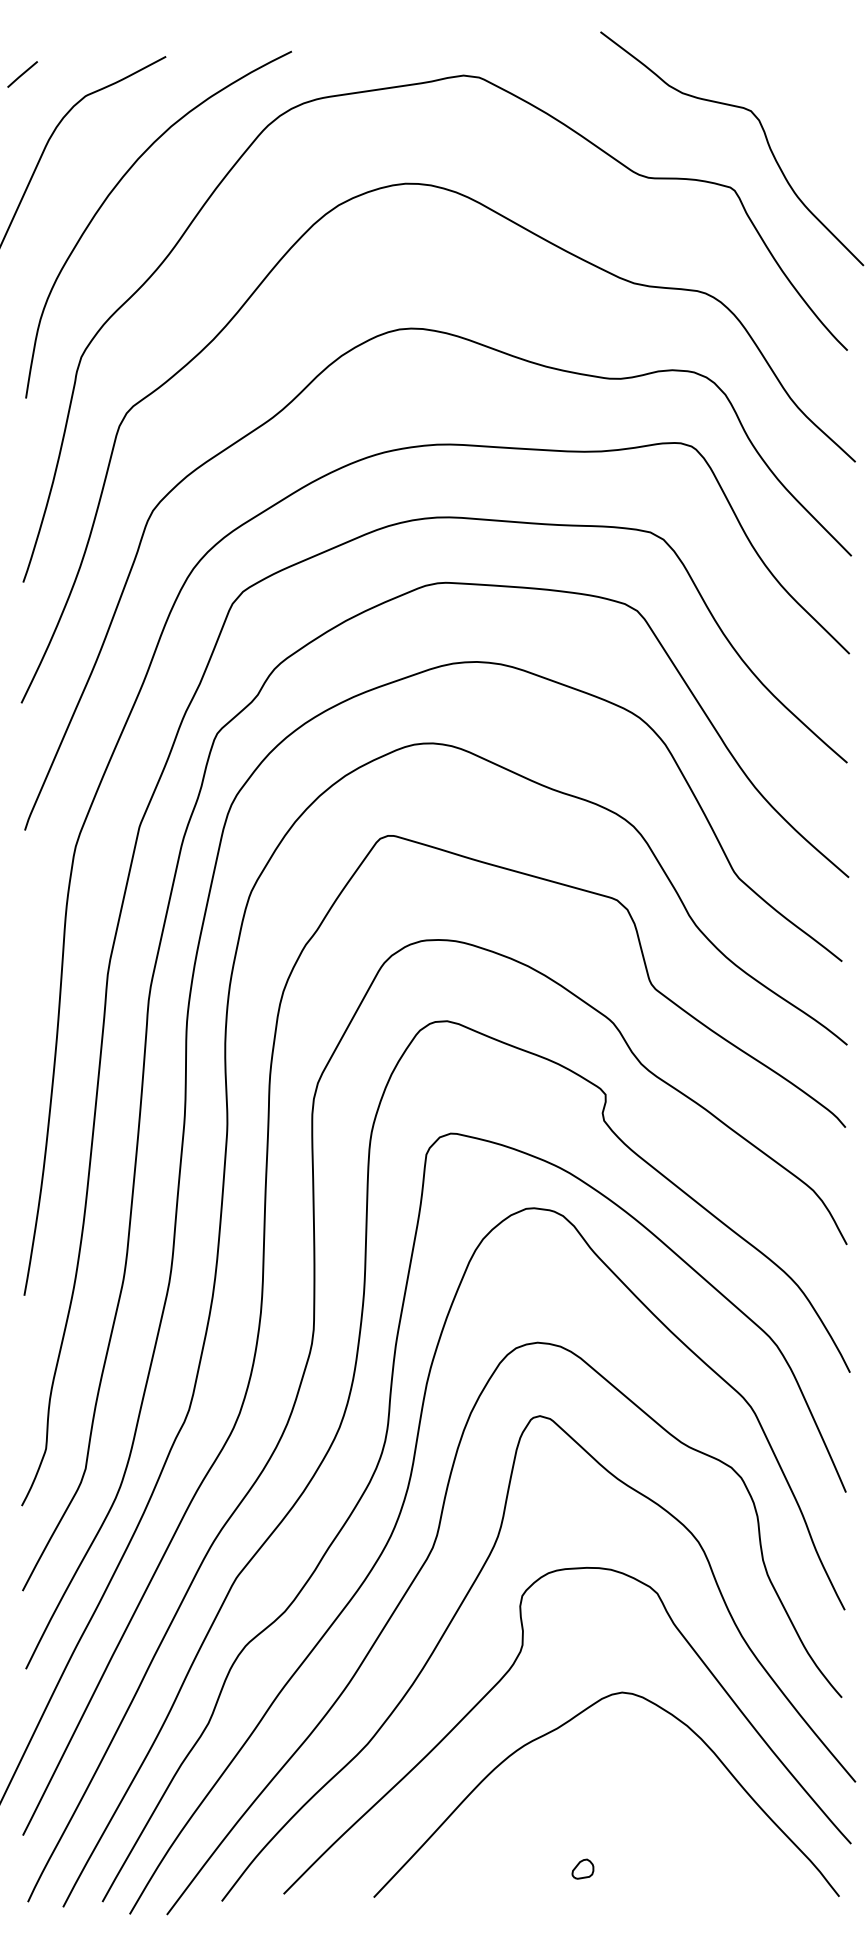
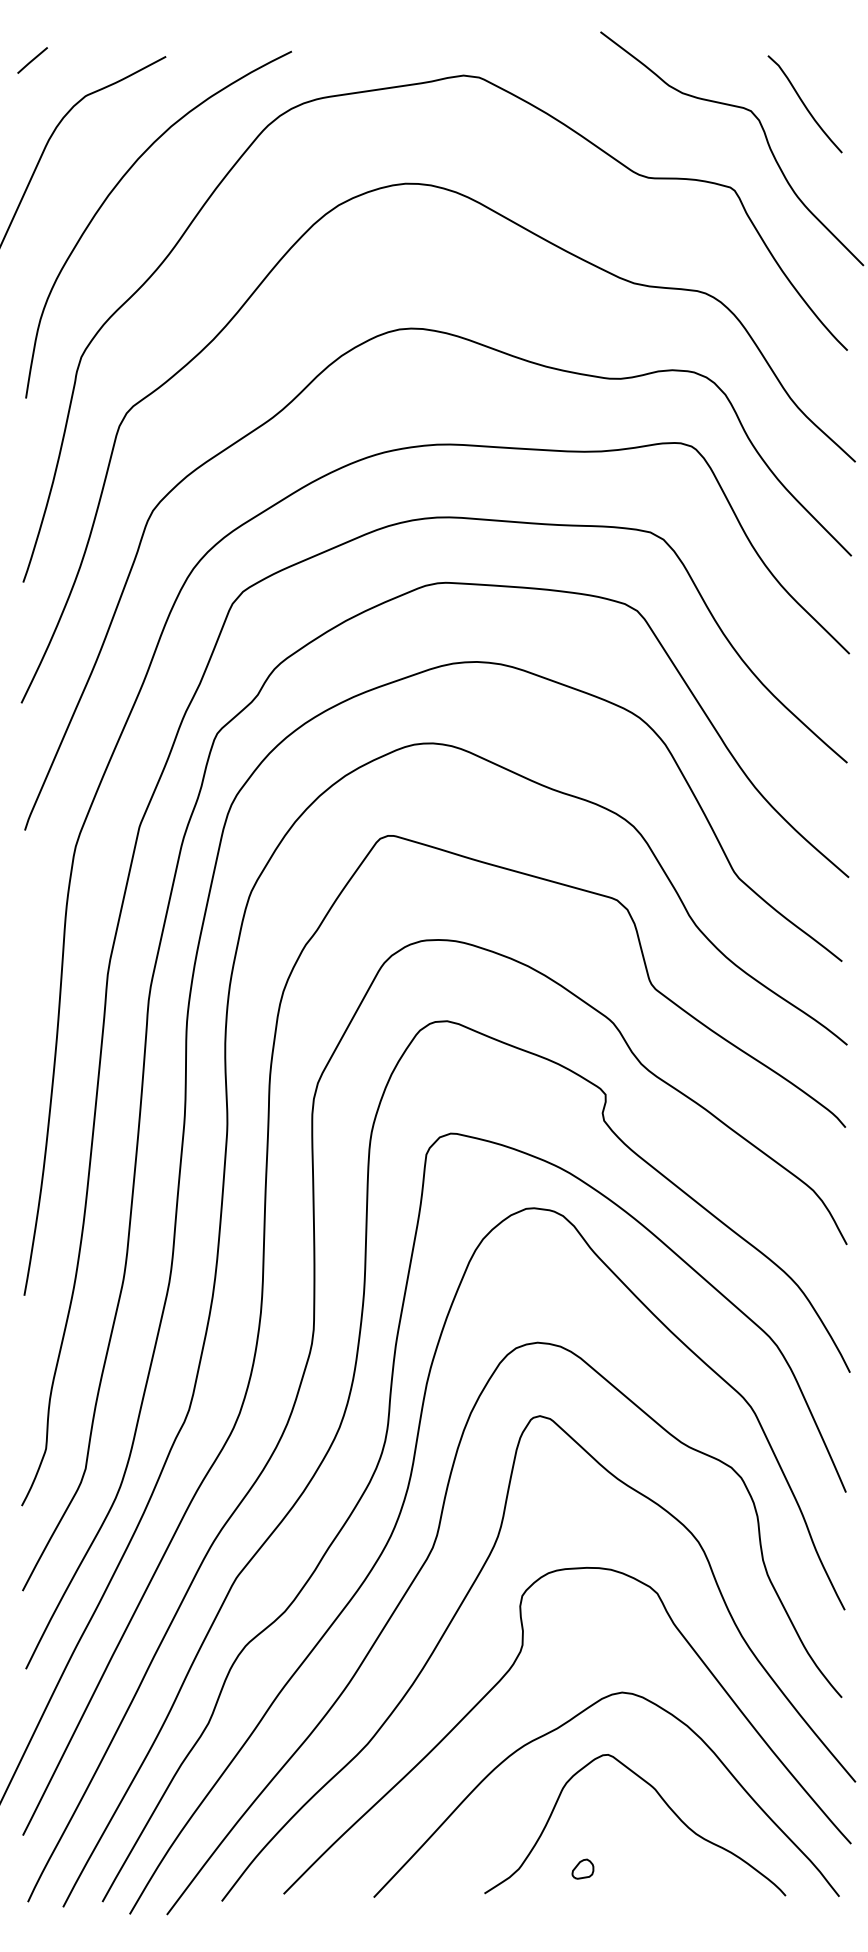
line position: (22, 74) -> (32, 60) (32, 60)
curve: none -> present (804, 104)
curve: none -> present (665, 1804)
